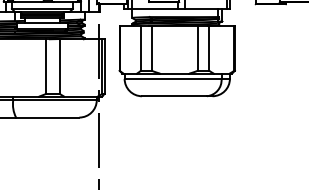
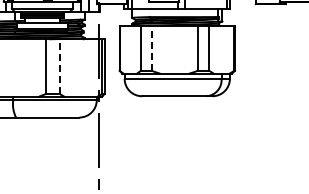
line: solid -> dashed (151, 48)
line: solid -> dashed (59, 66)
